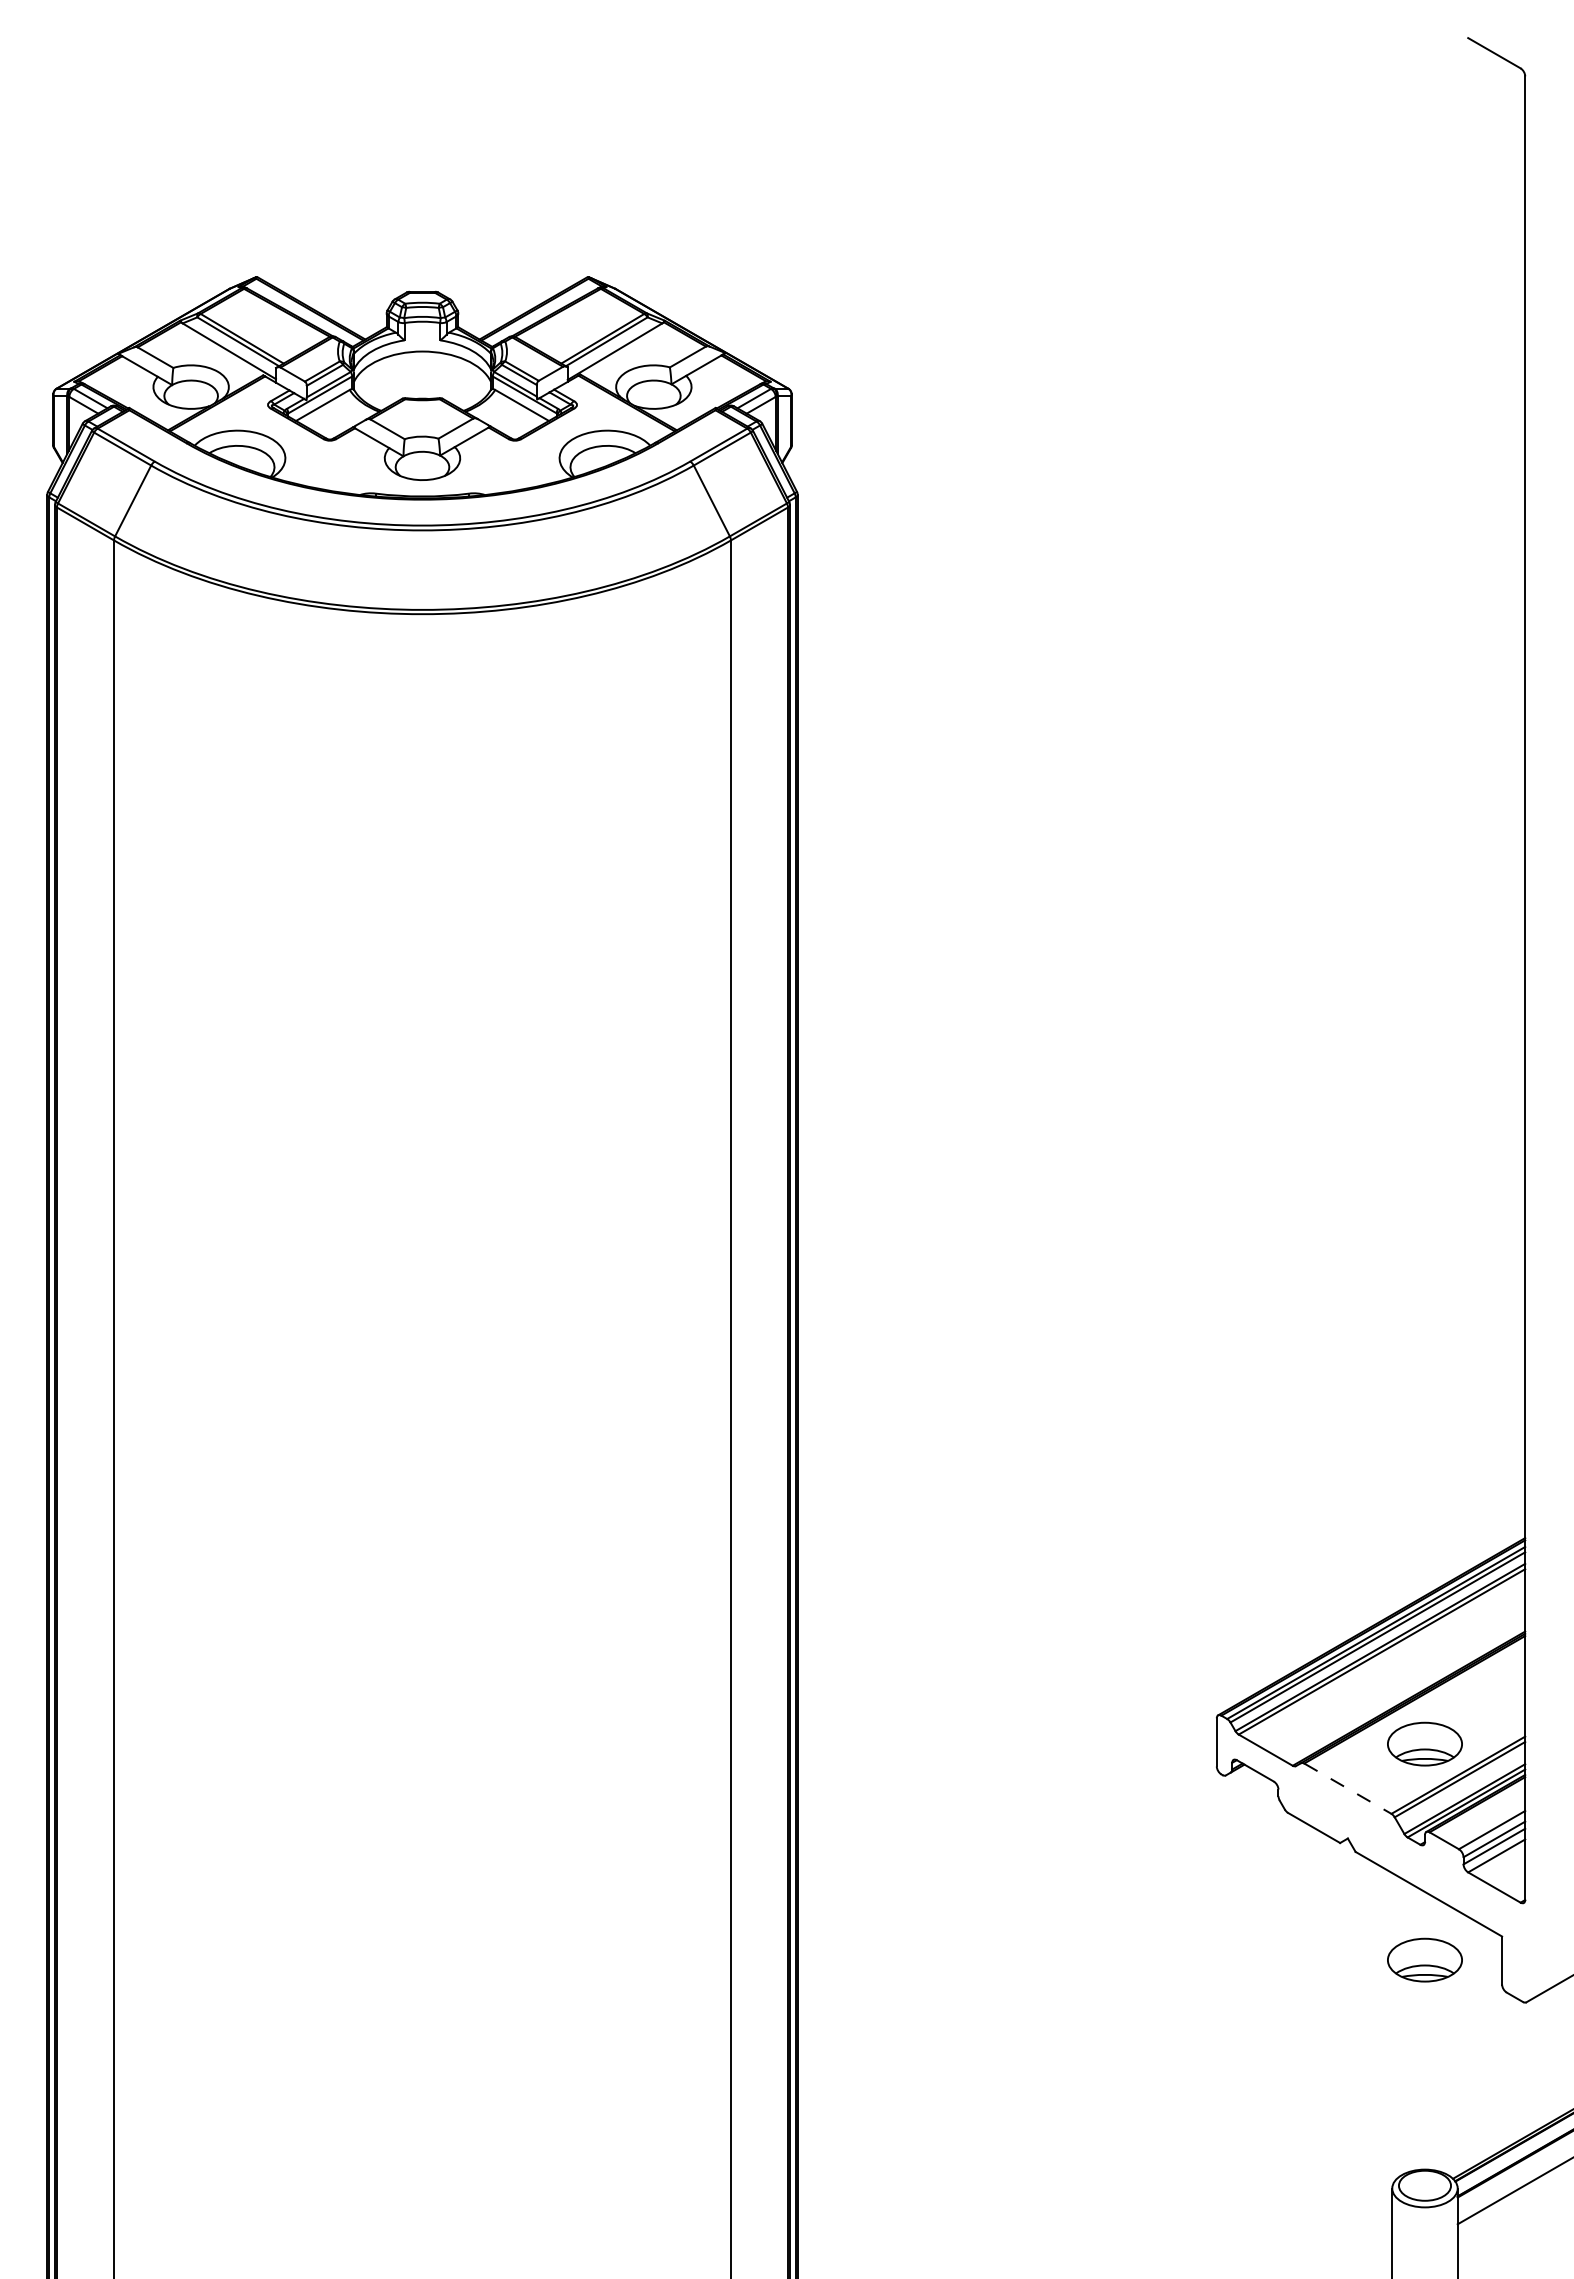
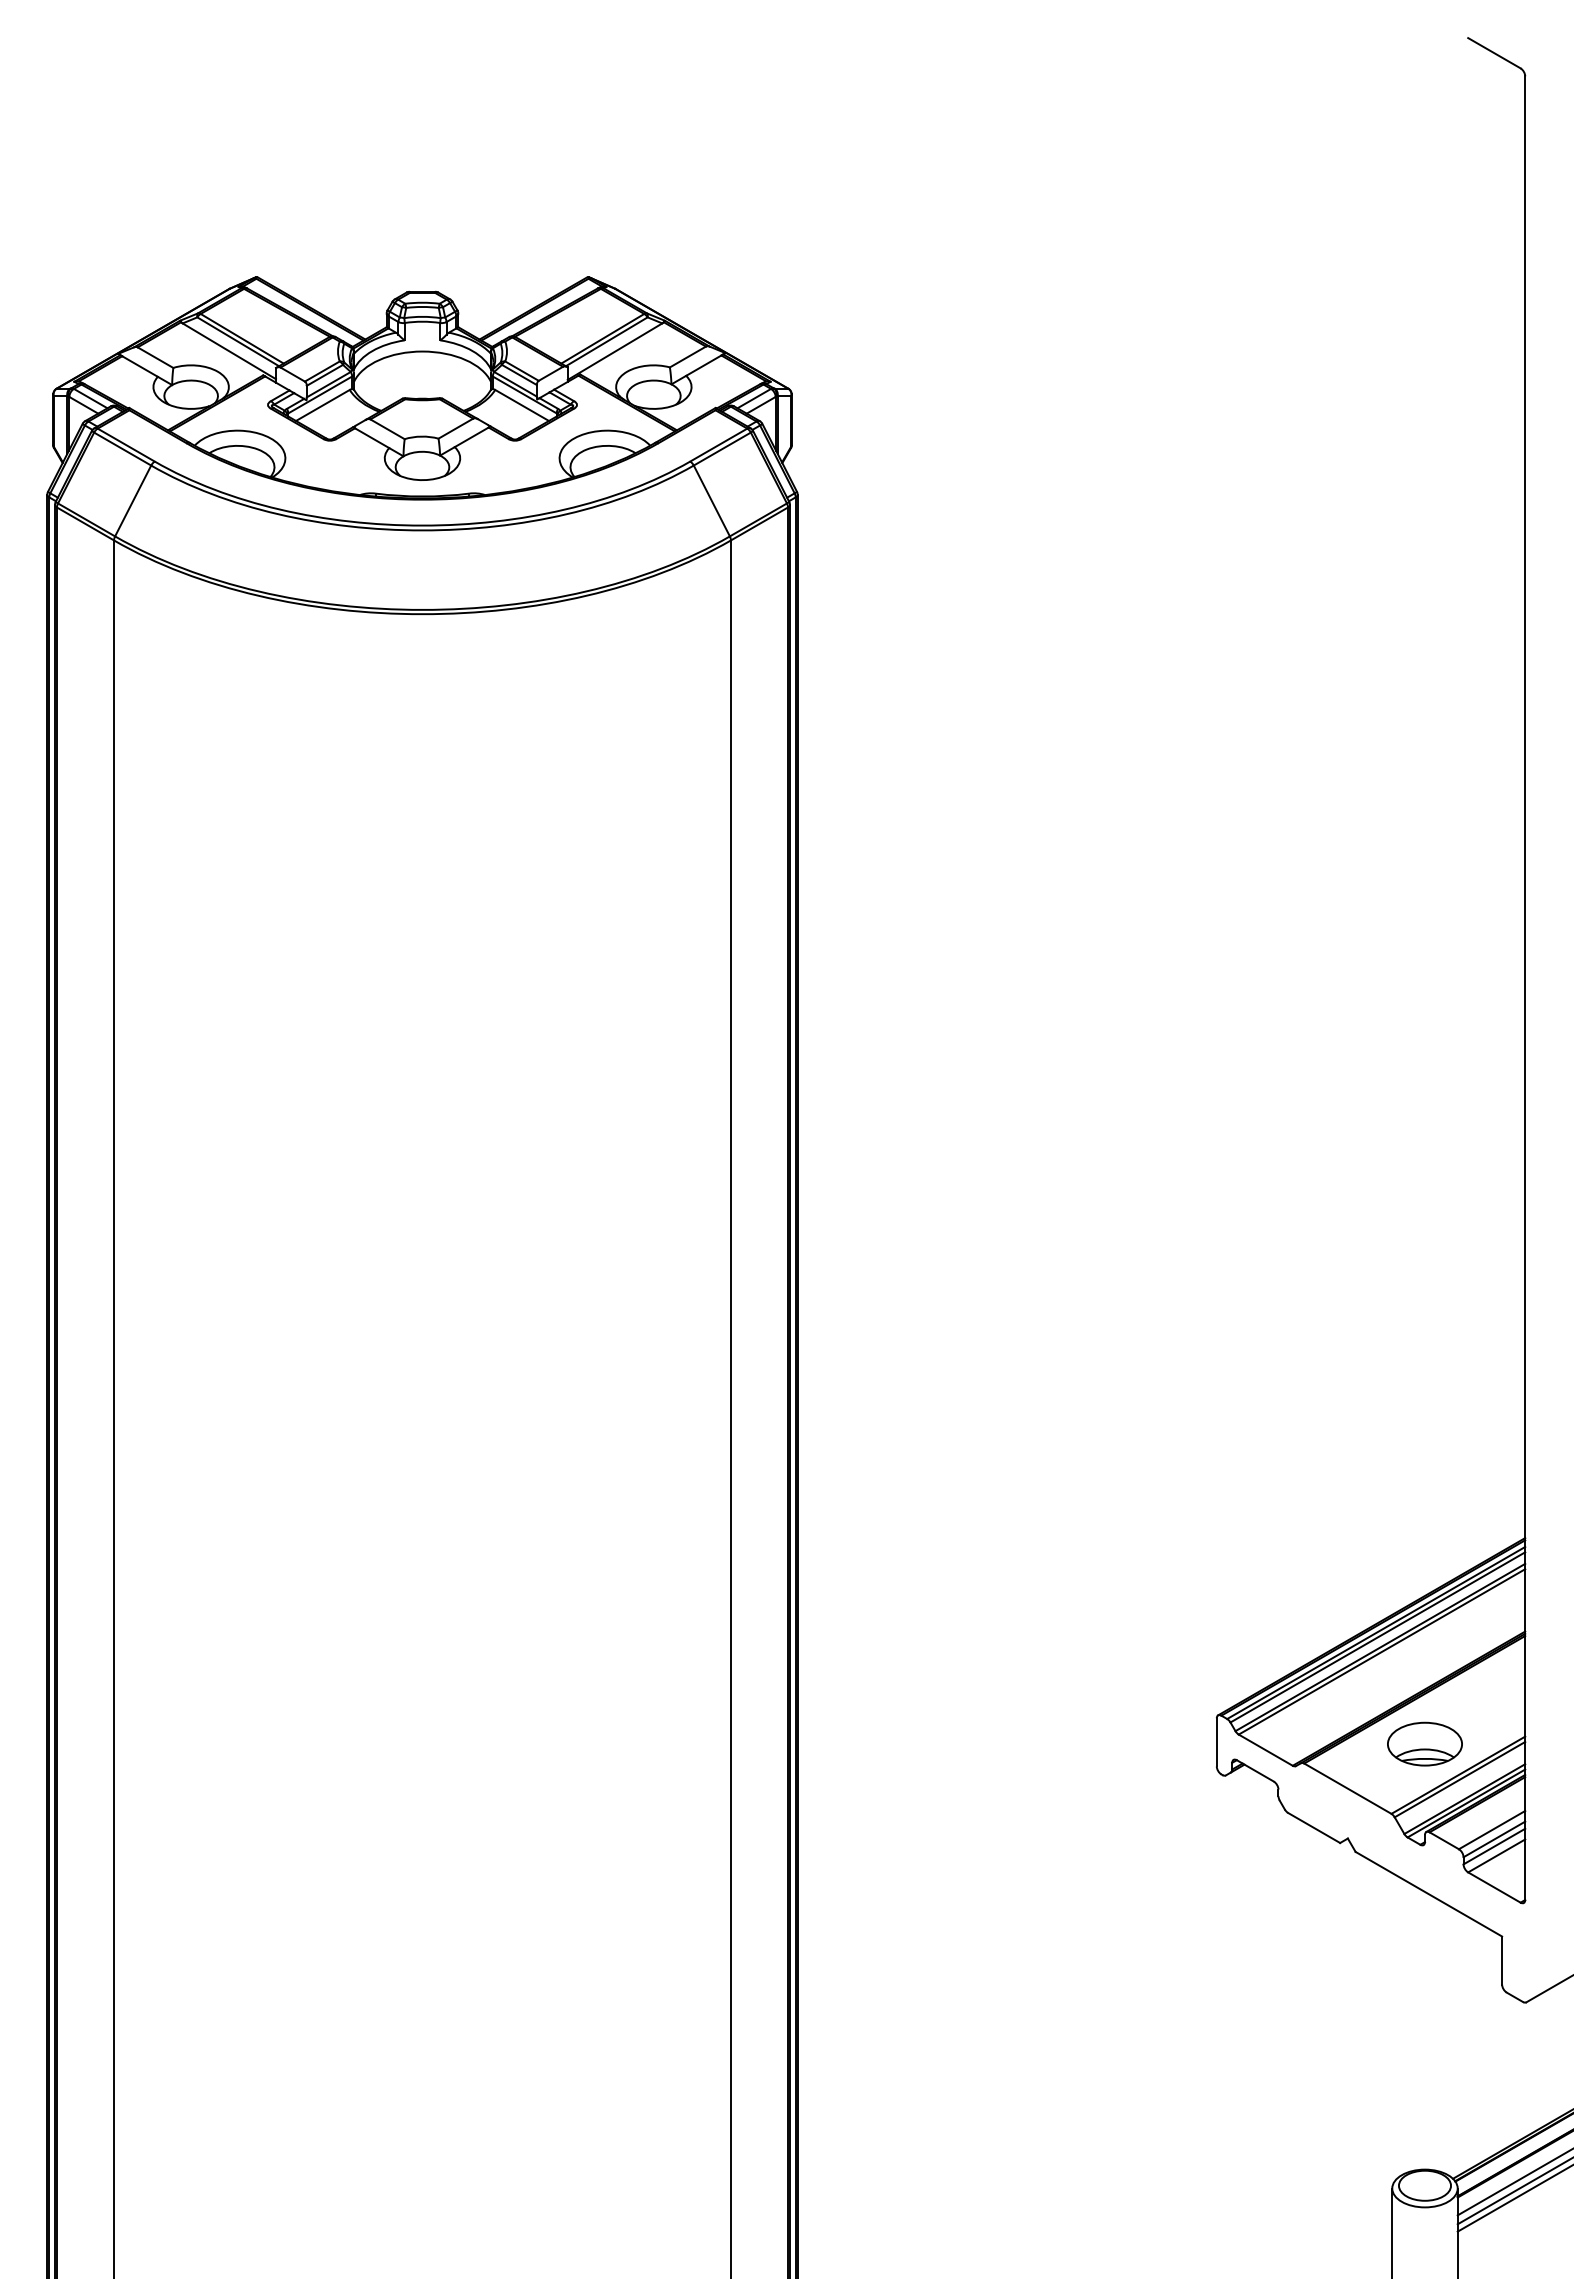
line: dashed -> solid (1348, 1788)
part: present -> none (1424, 1959)
line: none -> present (1513, 2182)
line: none -> present (1513, 2198)
